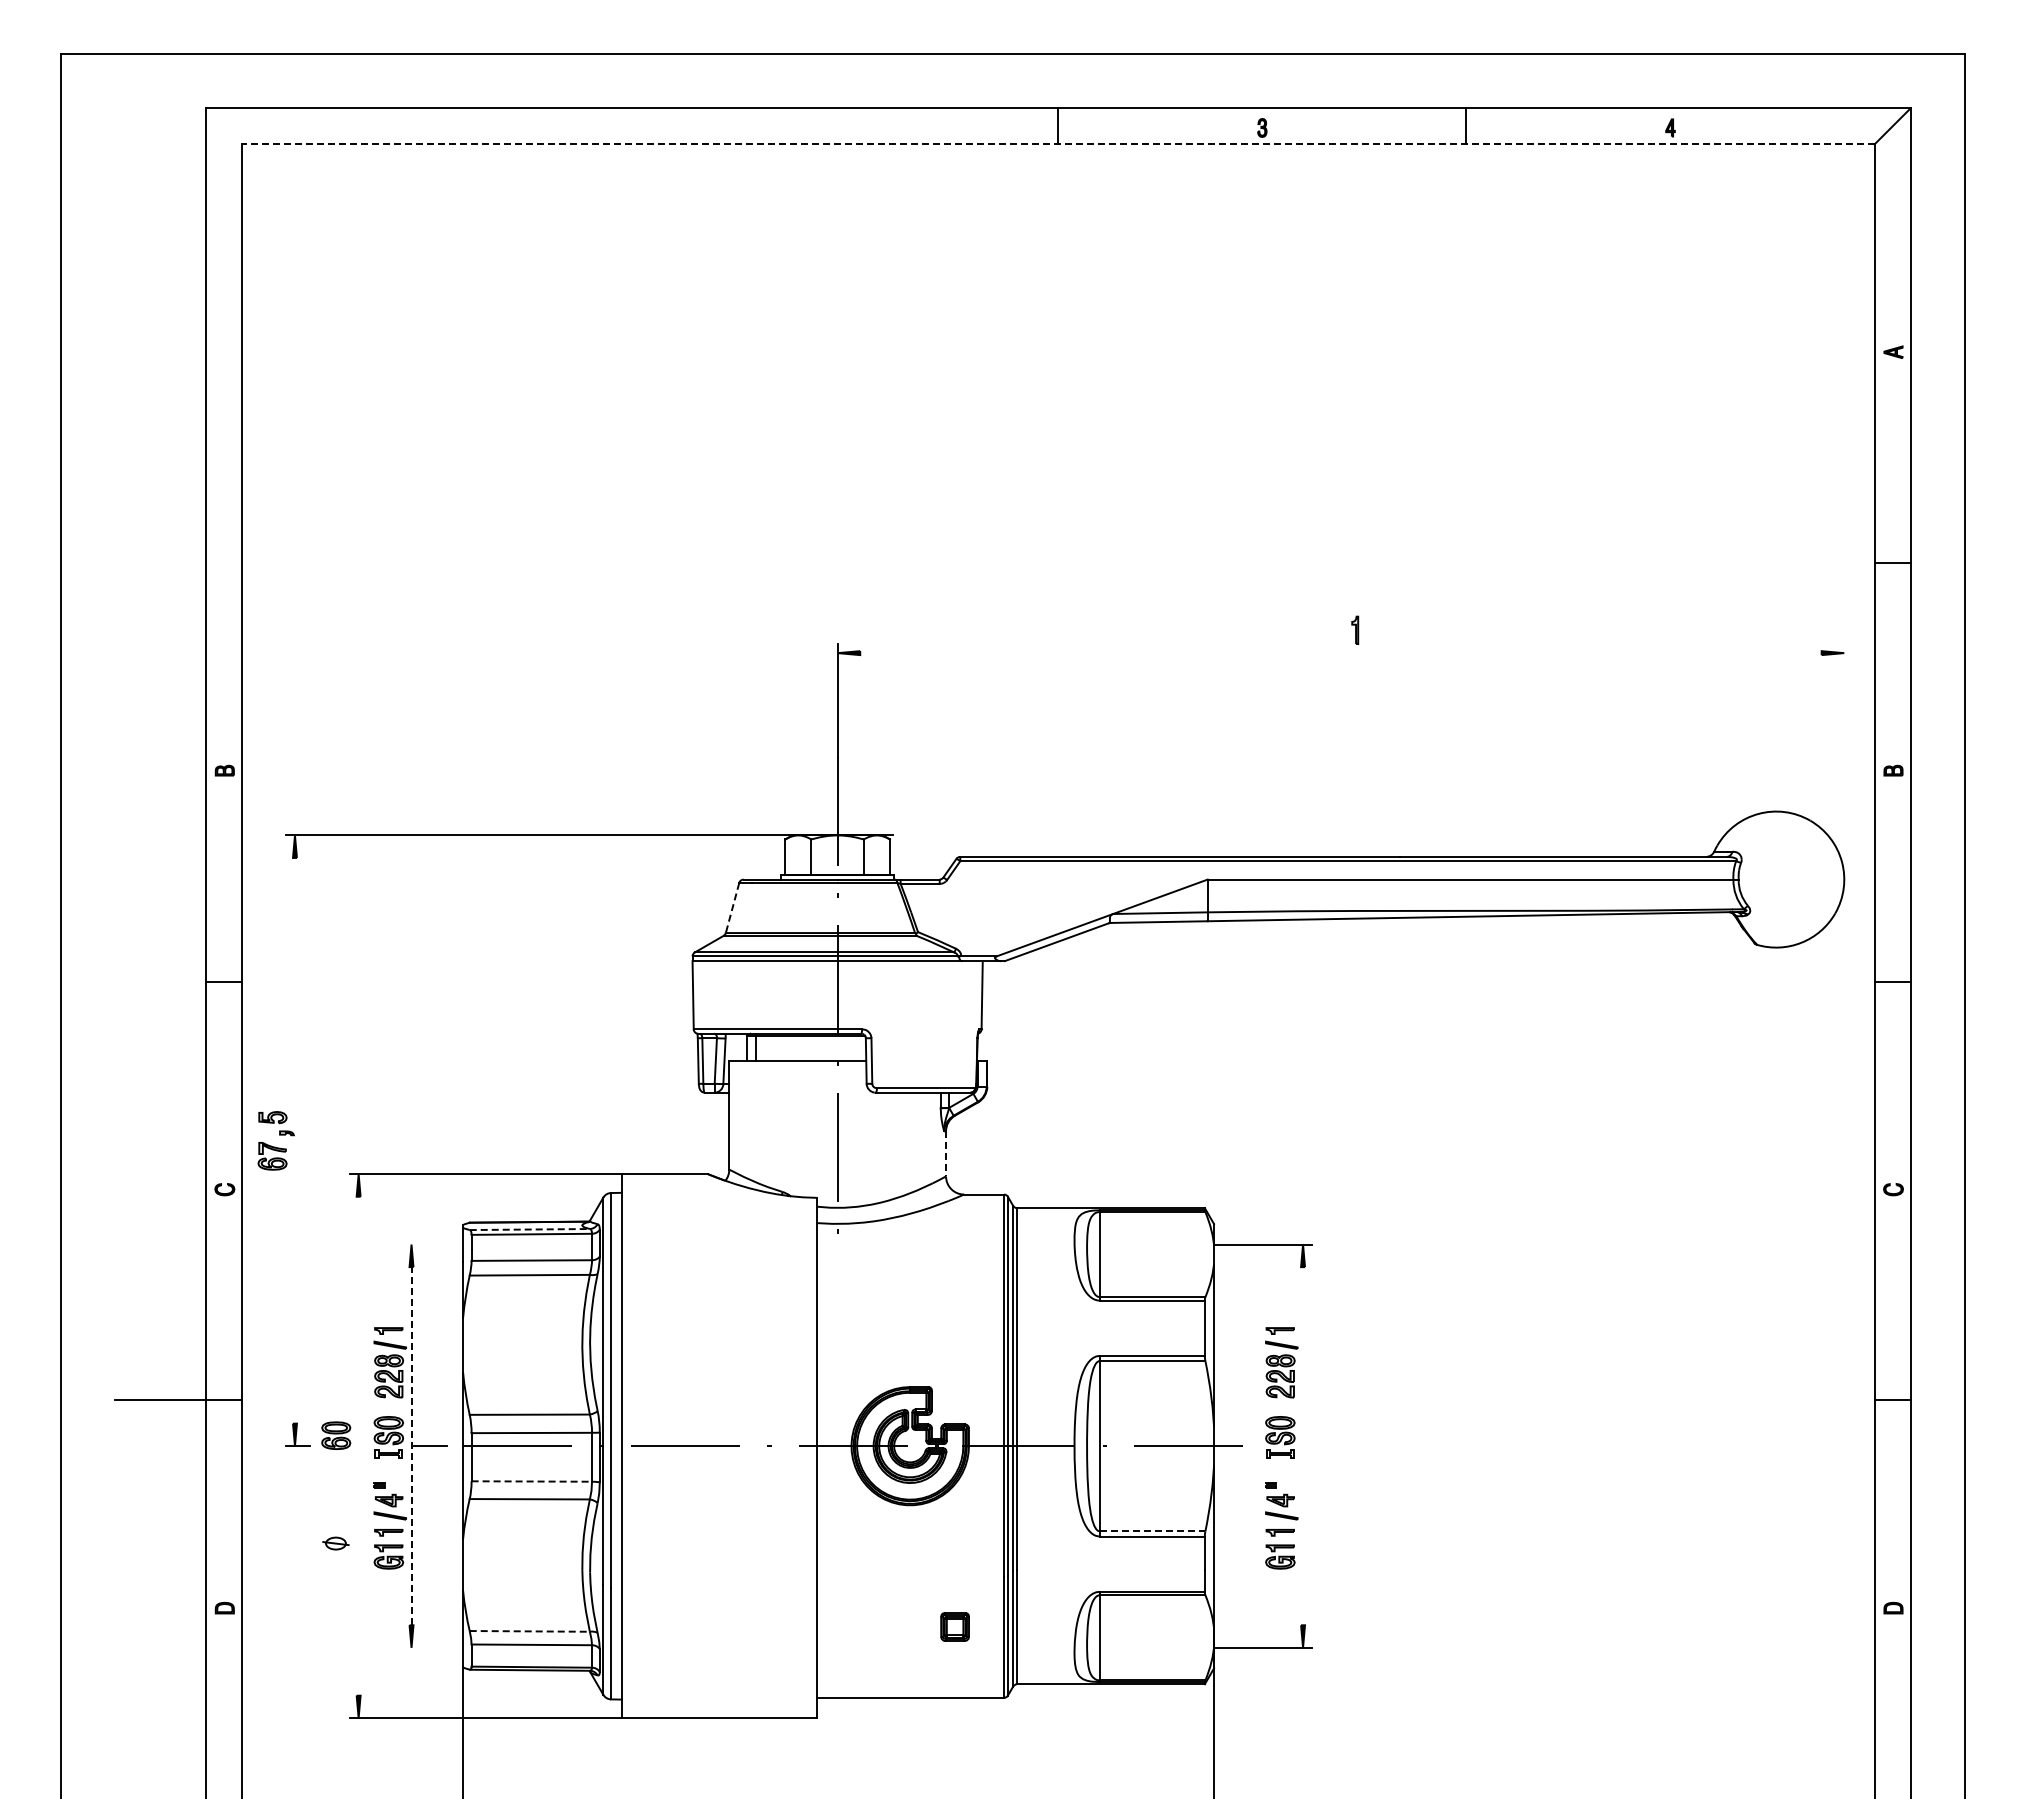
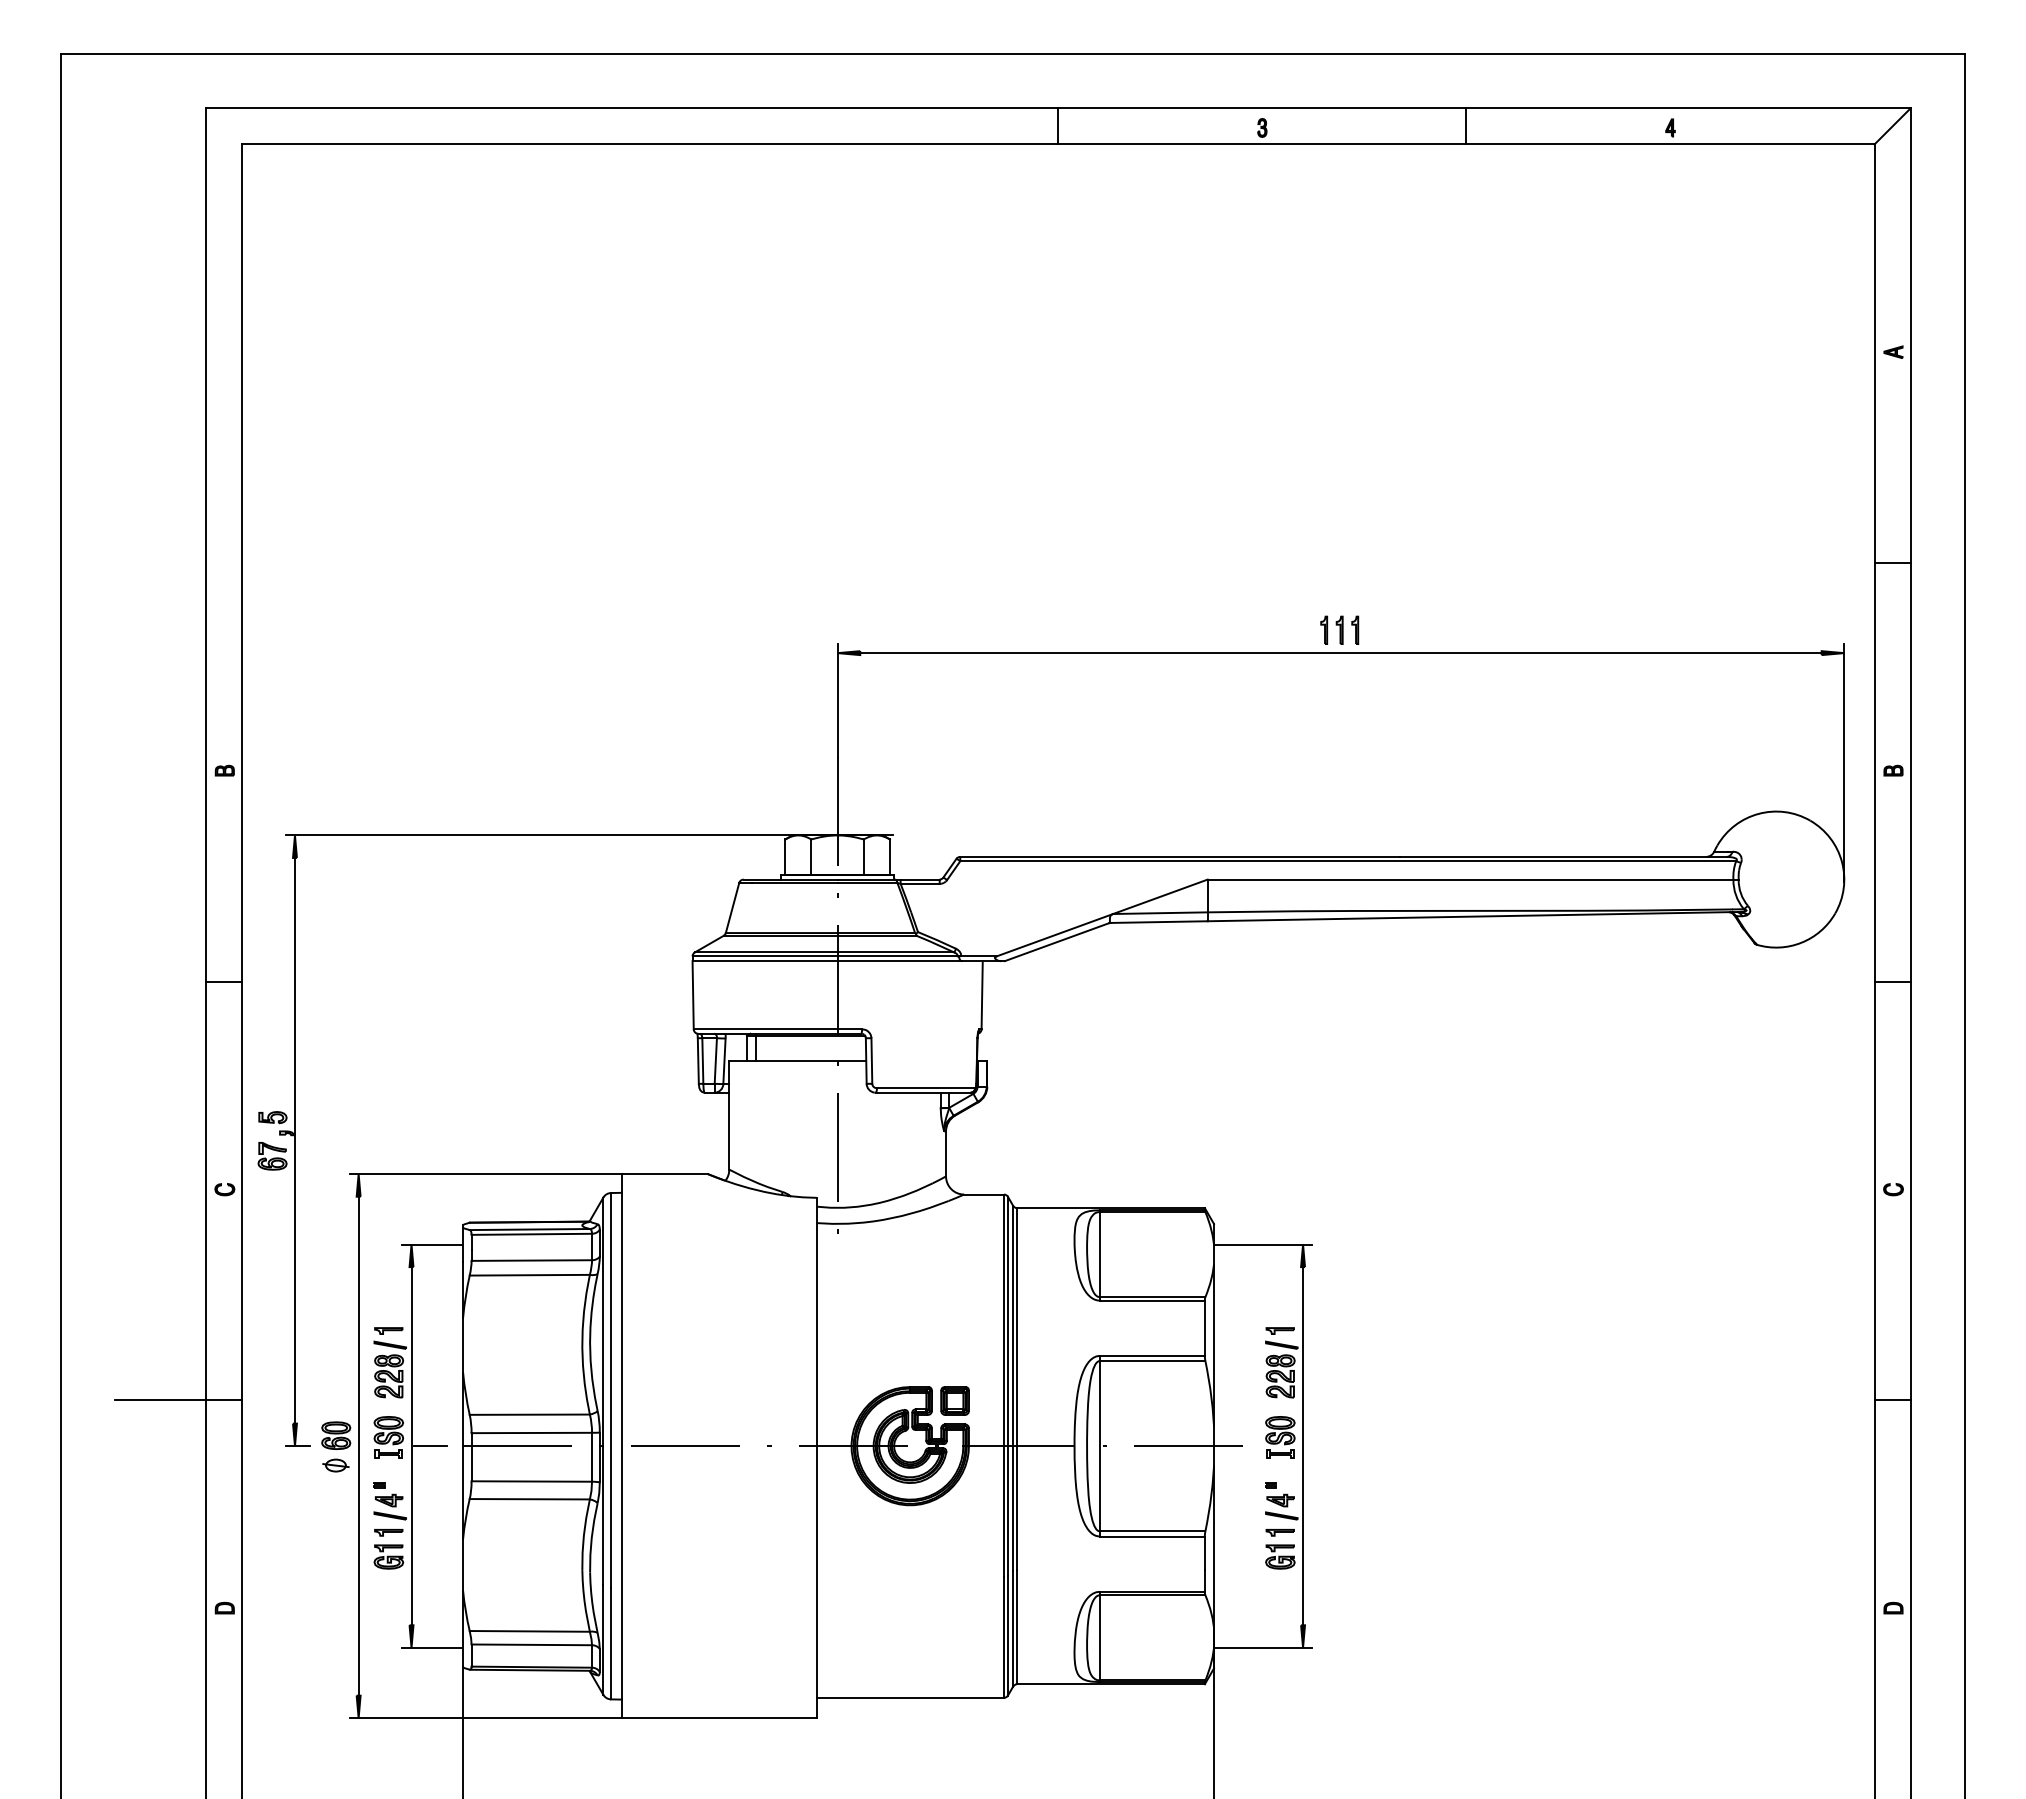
line: dashed -> solid (1057, 144)
part: none -> present (1331, 629)
line: none -> present (1340, 653)
line: none -> present (1844, 763)
line: dashed -> solid (732, 908)
line: none -> present (294, 1140)
line: dashed -> solid (946, 1153)
line: dashed -> solid (530, 1229)
line: none -> present (431, 1244)
line: none -> present (358, 1445)
line: dashed -> solid (411, 1445)
line: none -> present (1303, 1446)
line: dashed -> solid (532, 1481)
line: dashed -> solid (1152, 1531)
part position: (335, 1543) -> (335, 1465) (335, 1465)
part position: (954, 1626) -> (954, 1400) (954, 1400)
line: dashed -> solid (530, 1631)
line: none -> present (431, 1647)
